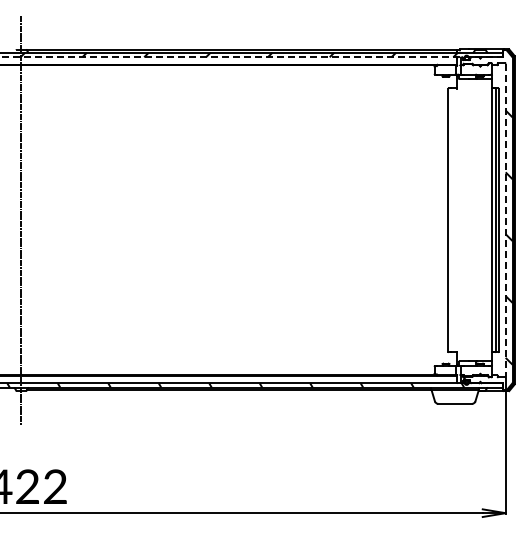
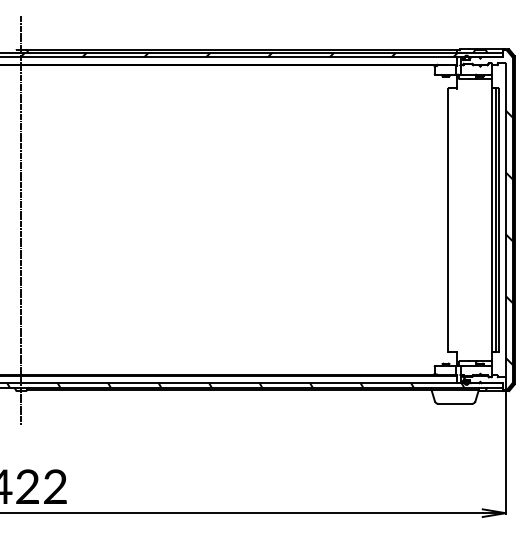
line: dashed -> solid (251, 57)
line: dashed -> solid (505, 220)
